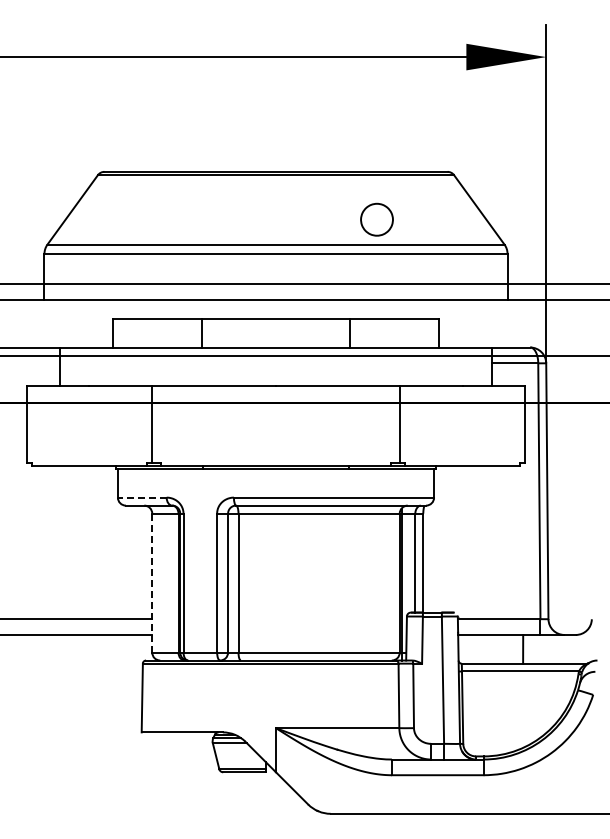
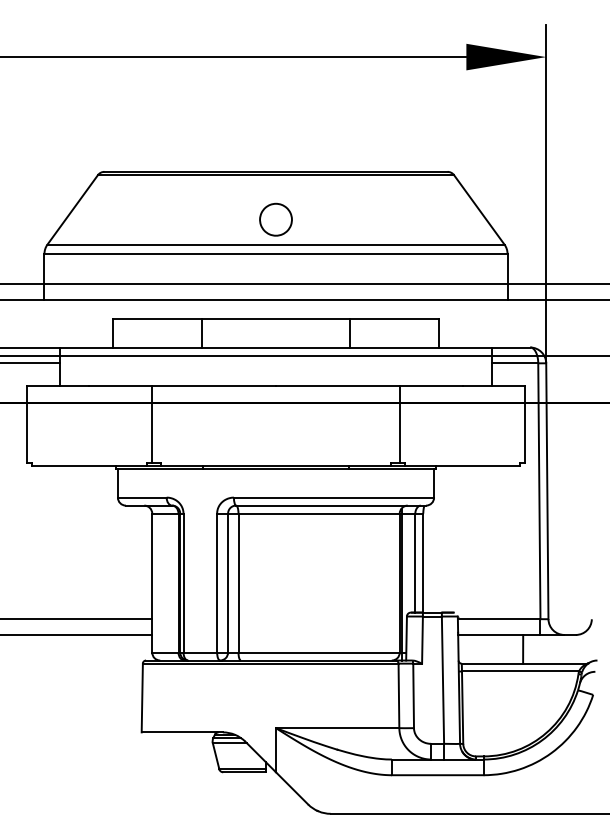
part position: (376, 219) -> (275, 219) (275, 219)
line: none -> present (31, 363)
line: dashed -> solid (141, 497)
line: dashed -> solid (152, 583)
